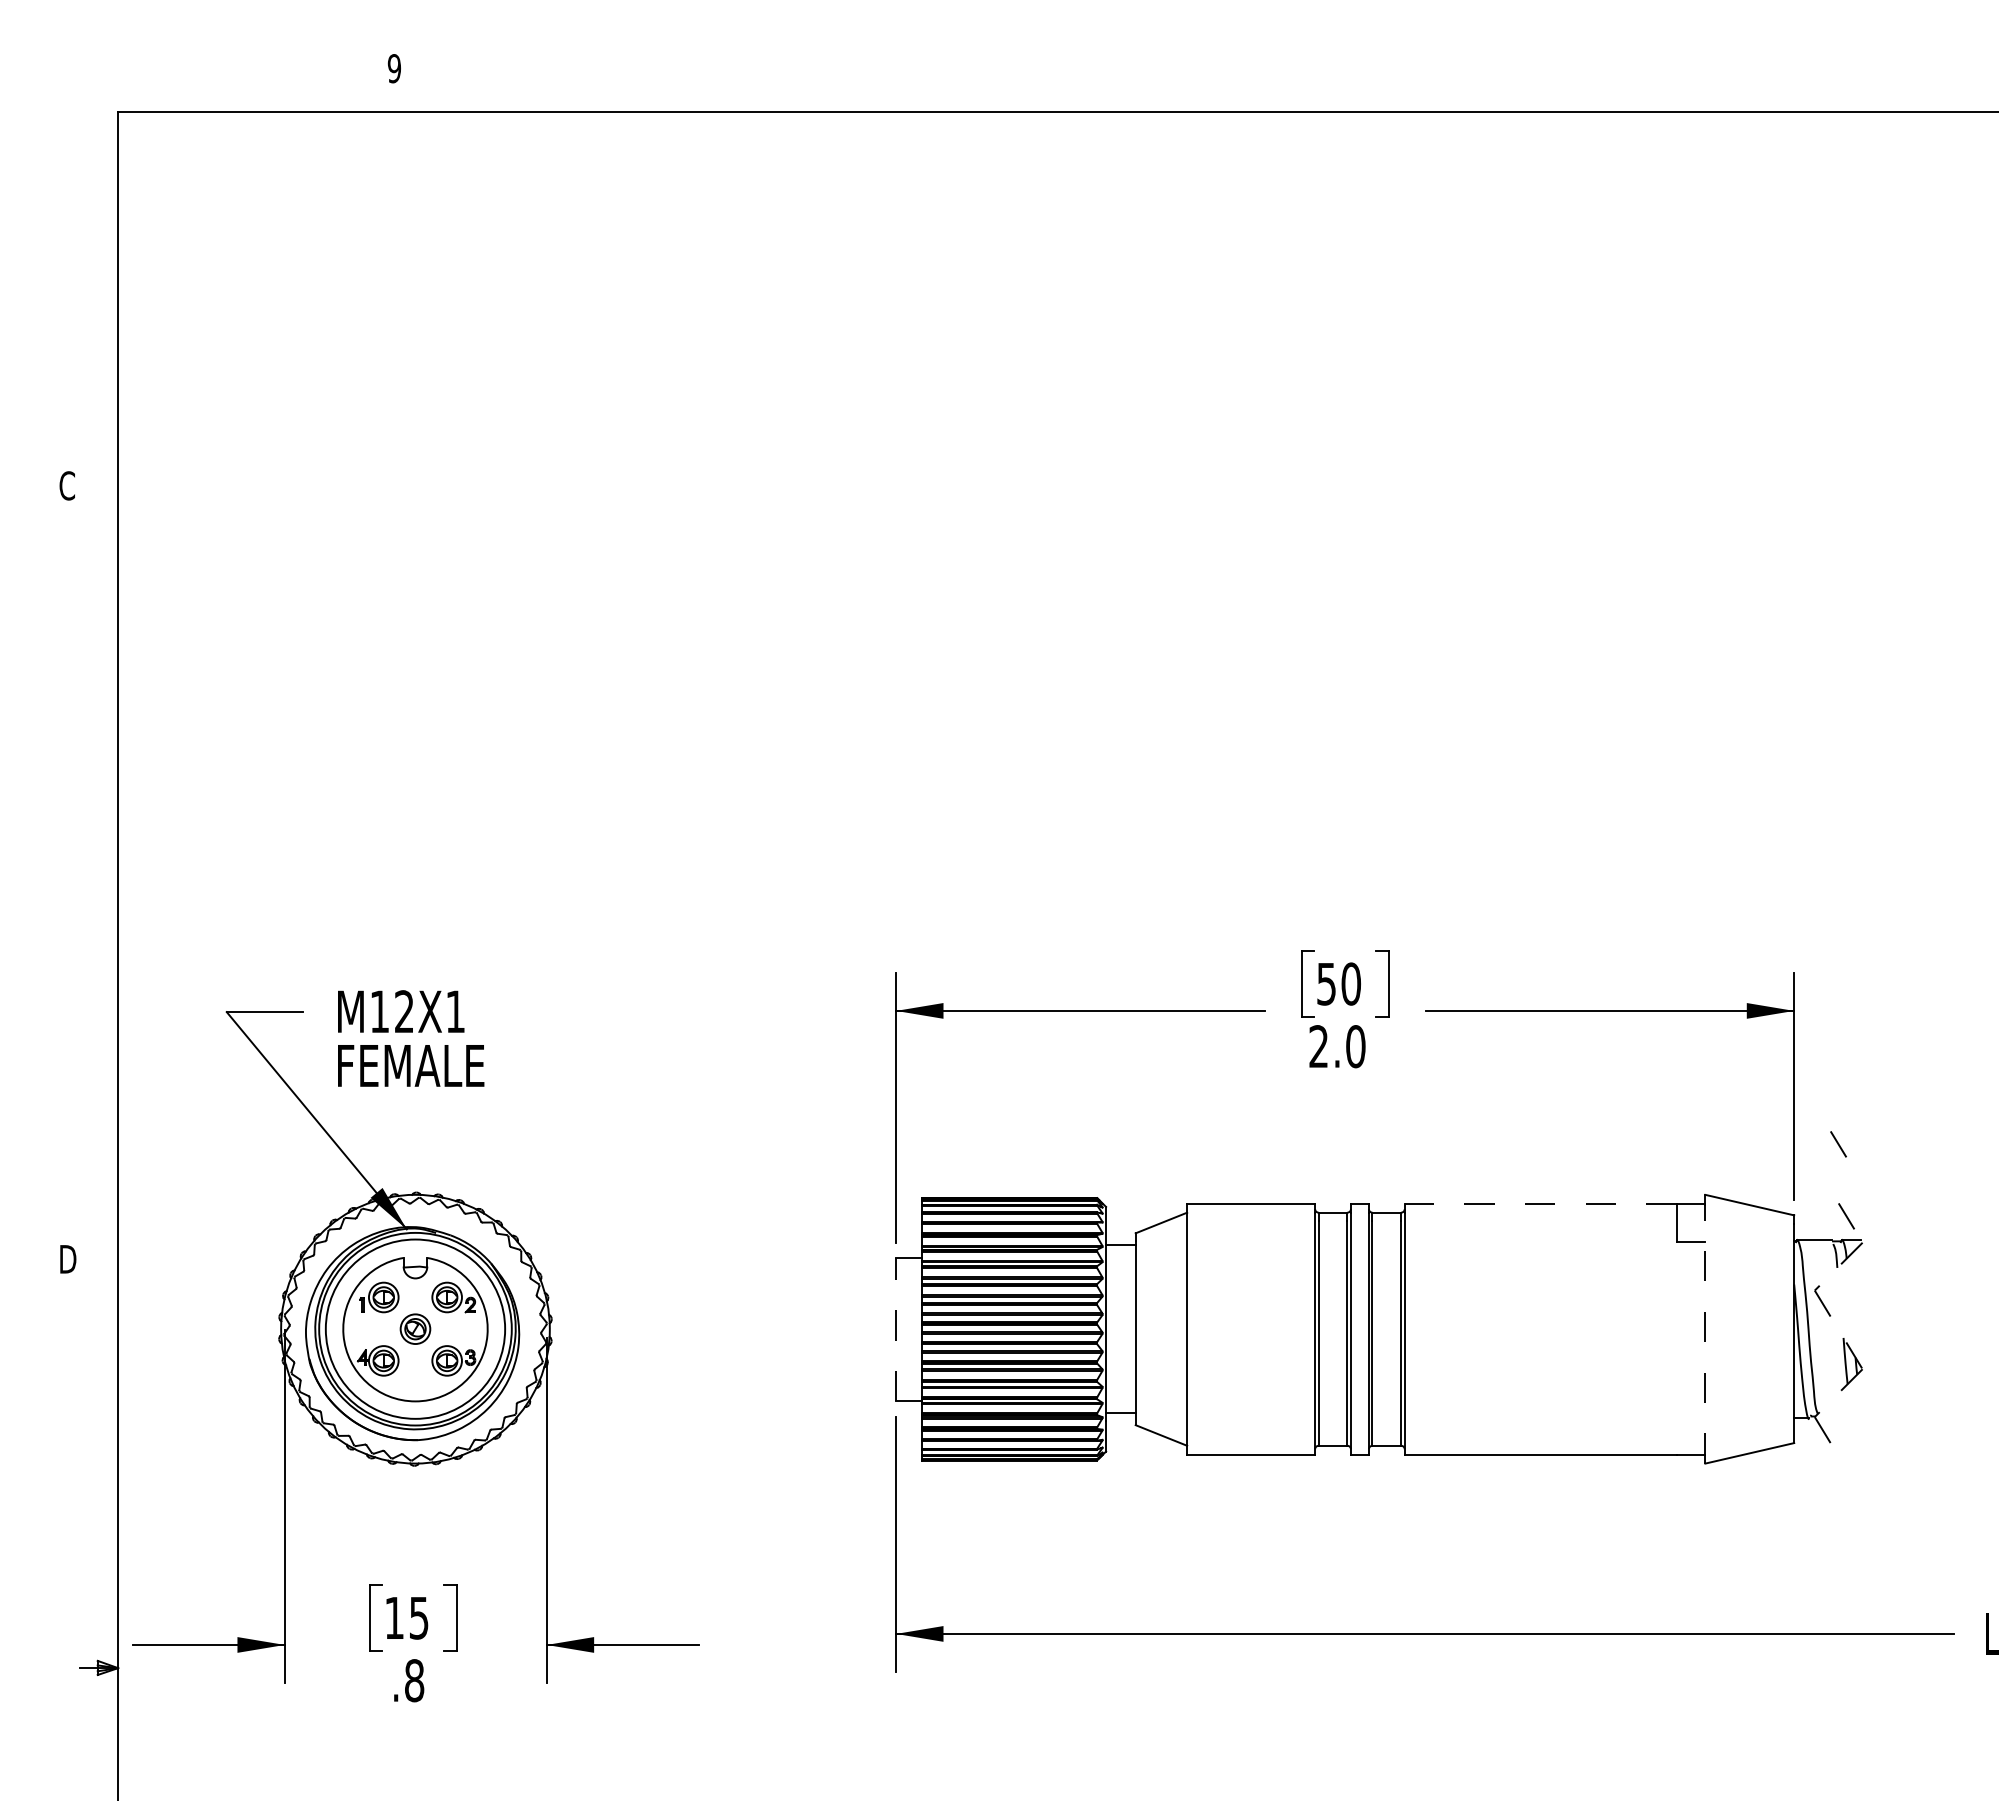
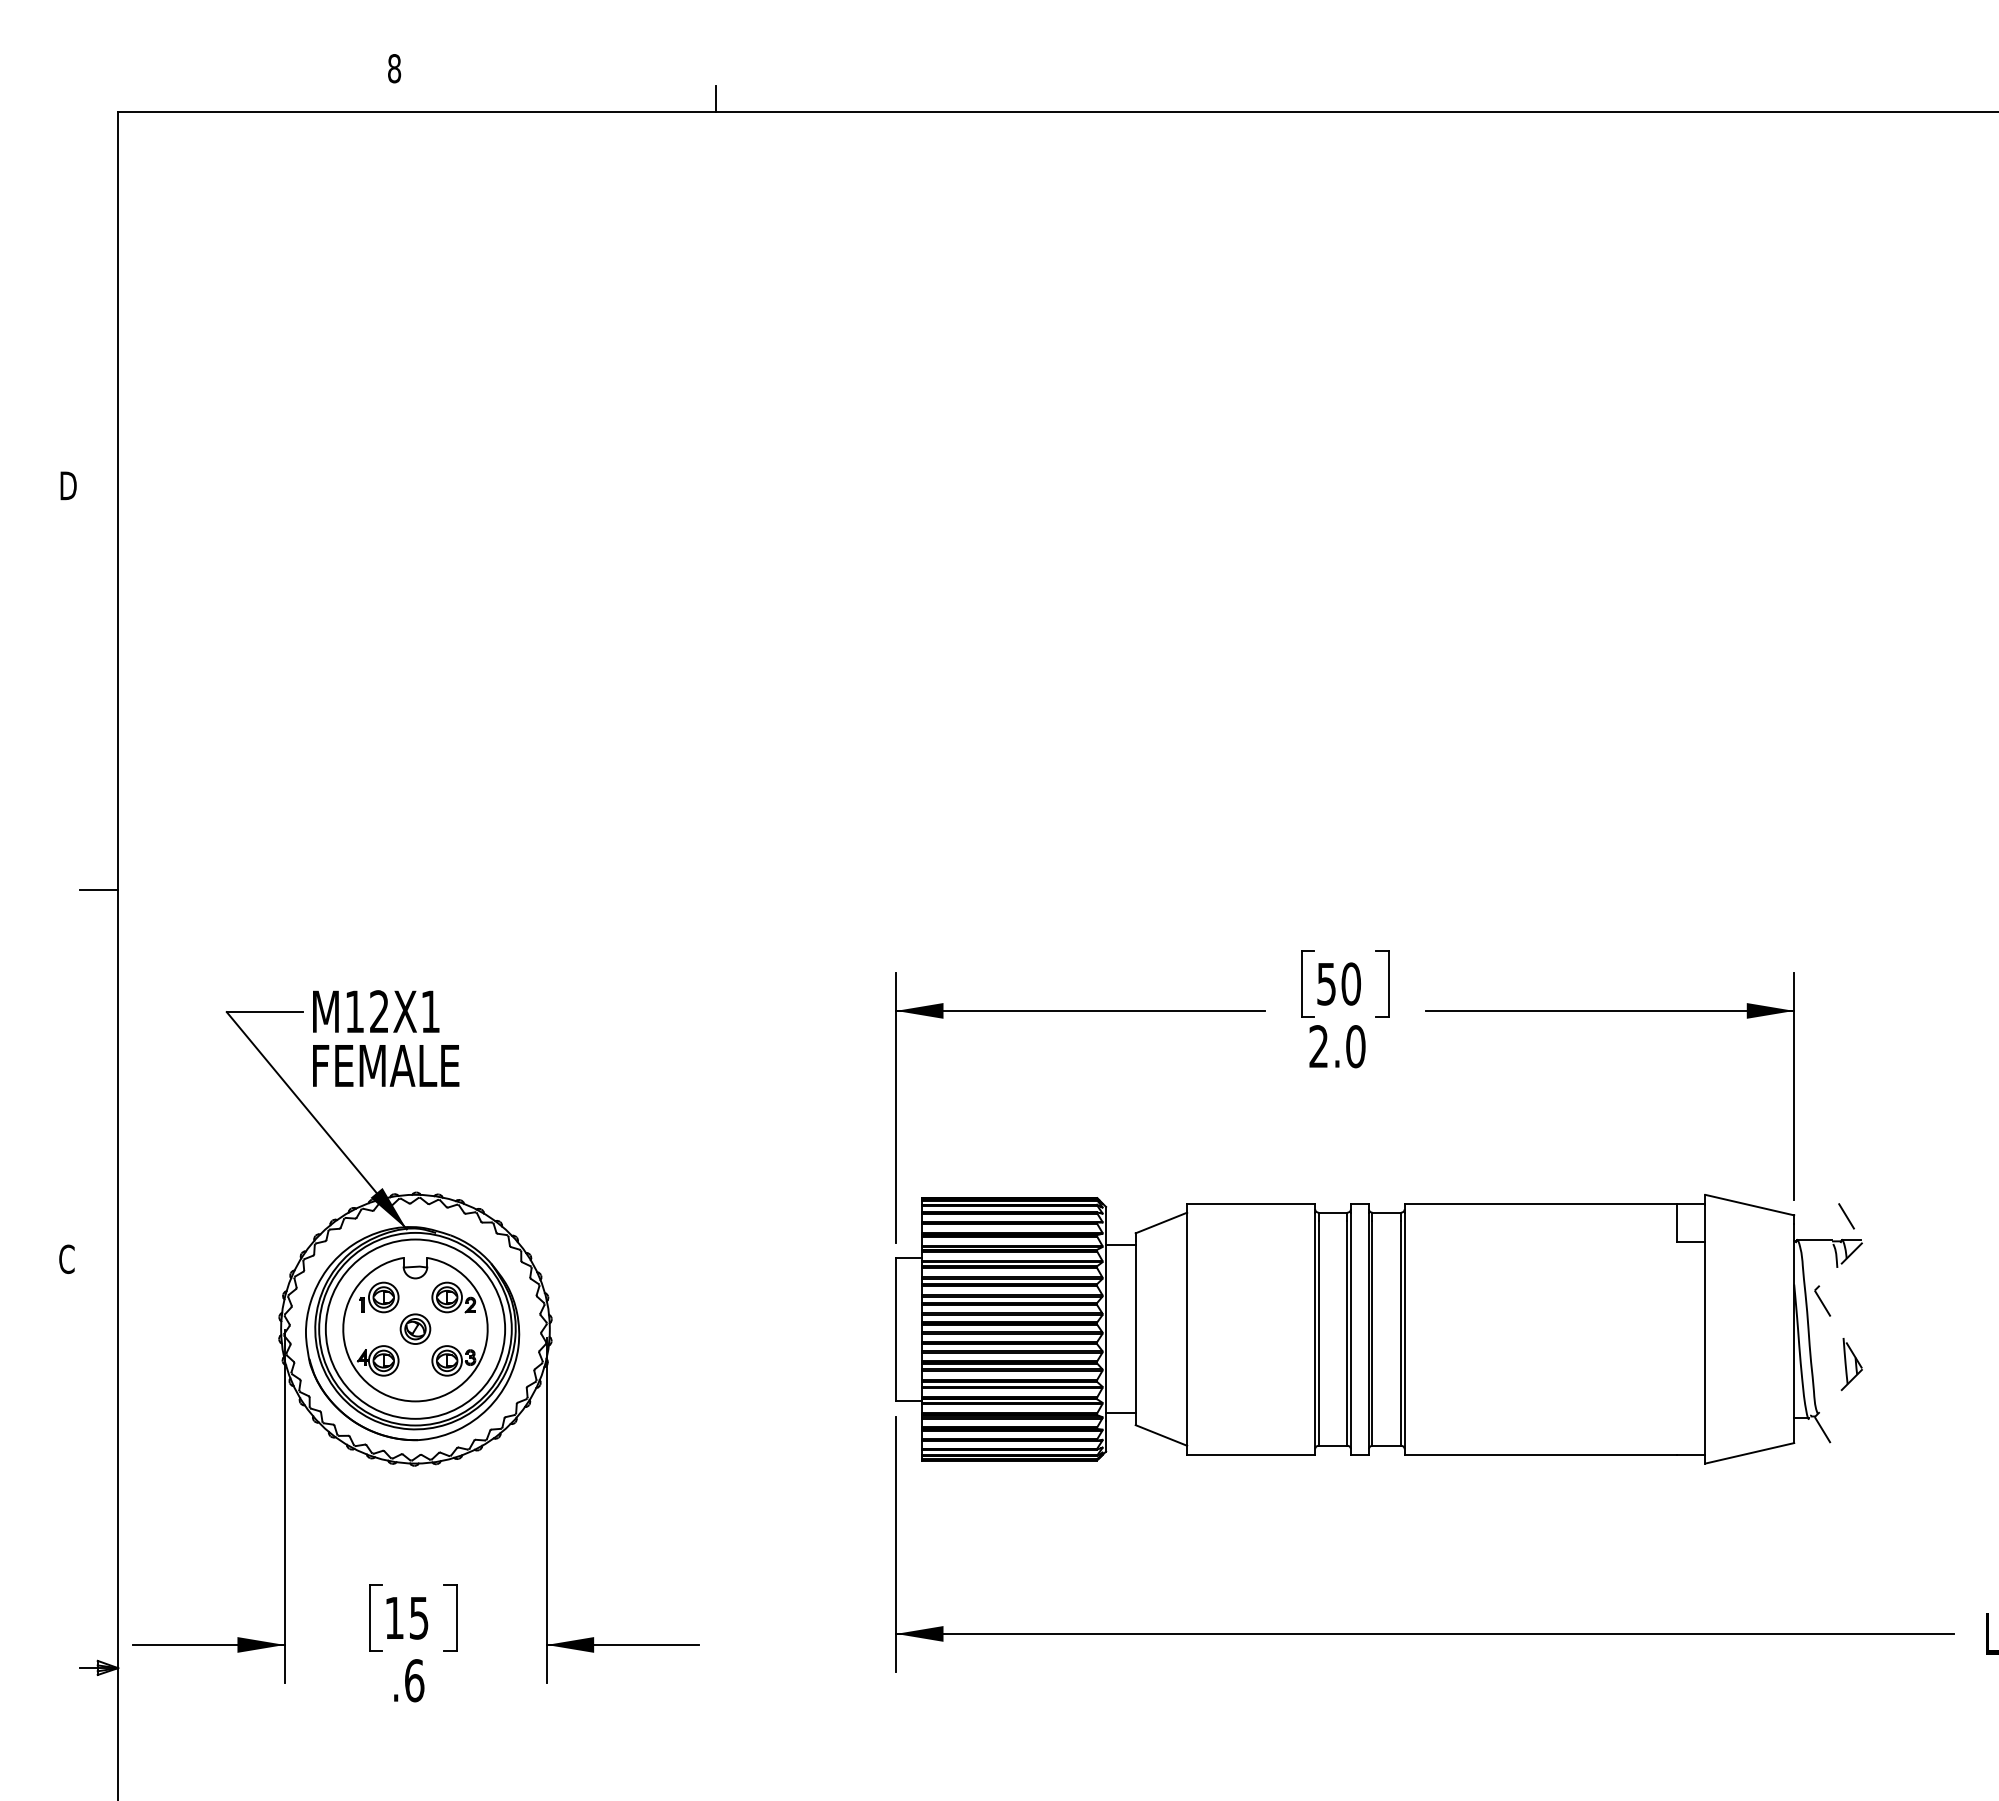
text: 9 -> 8 (394, 68)
line: none -> present (715, 98)
text: C -> D (67, 485)
line: none -> present (99, 890)
text position: (411, 1038) -> (386, 1038) (386, 1038)
line: present -> none (1838, 1144)
line: dashed -> solid (1540, 1203)
text: D -> C (67, 1259)
line: dashed -> solid (896, 1329)
line: dashed -> solid (1705, 1333)
text: .8 -> .6 (414, 1680)
